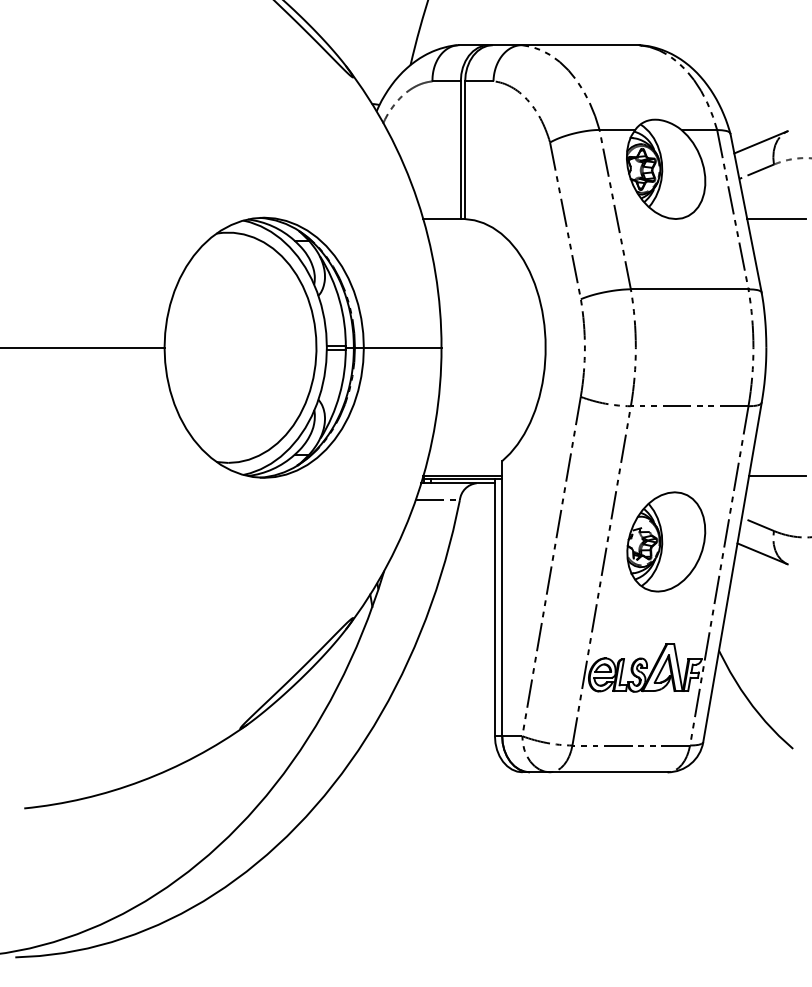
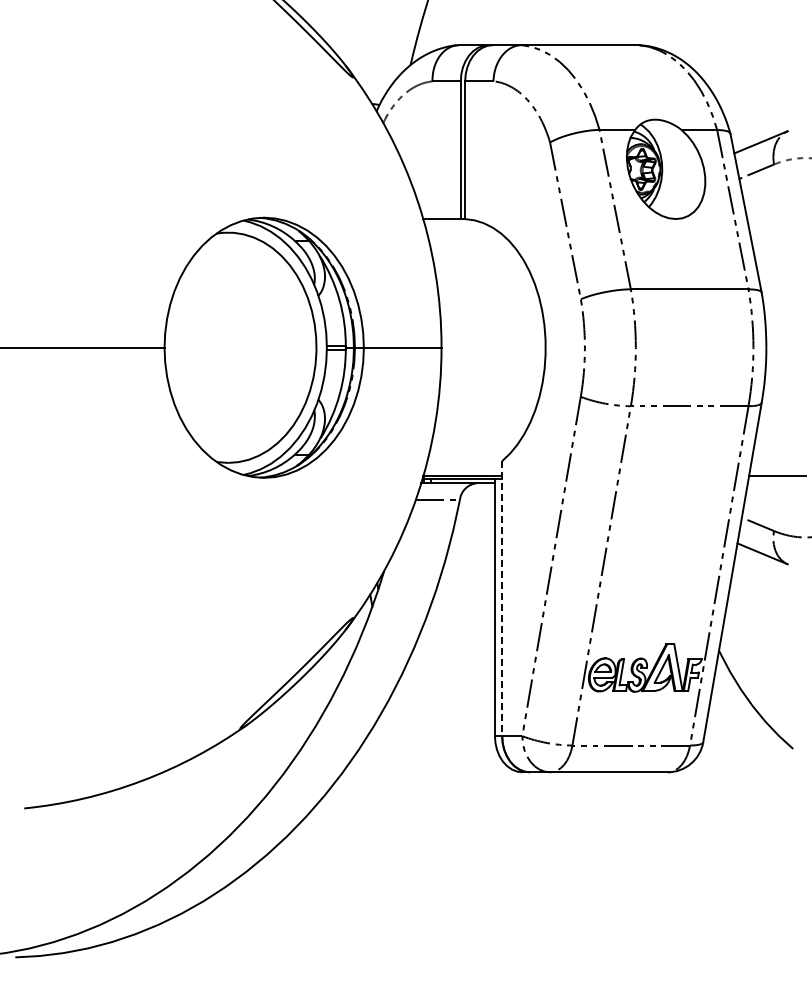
line: present -> none (776, 219)
part: present -> none (666, 541)
line: solid -> dashed (502, 598)
